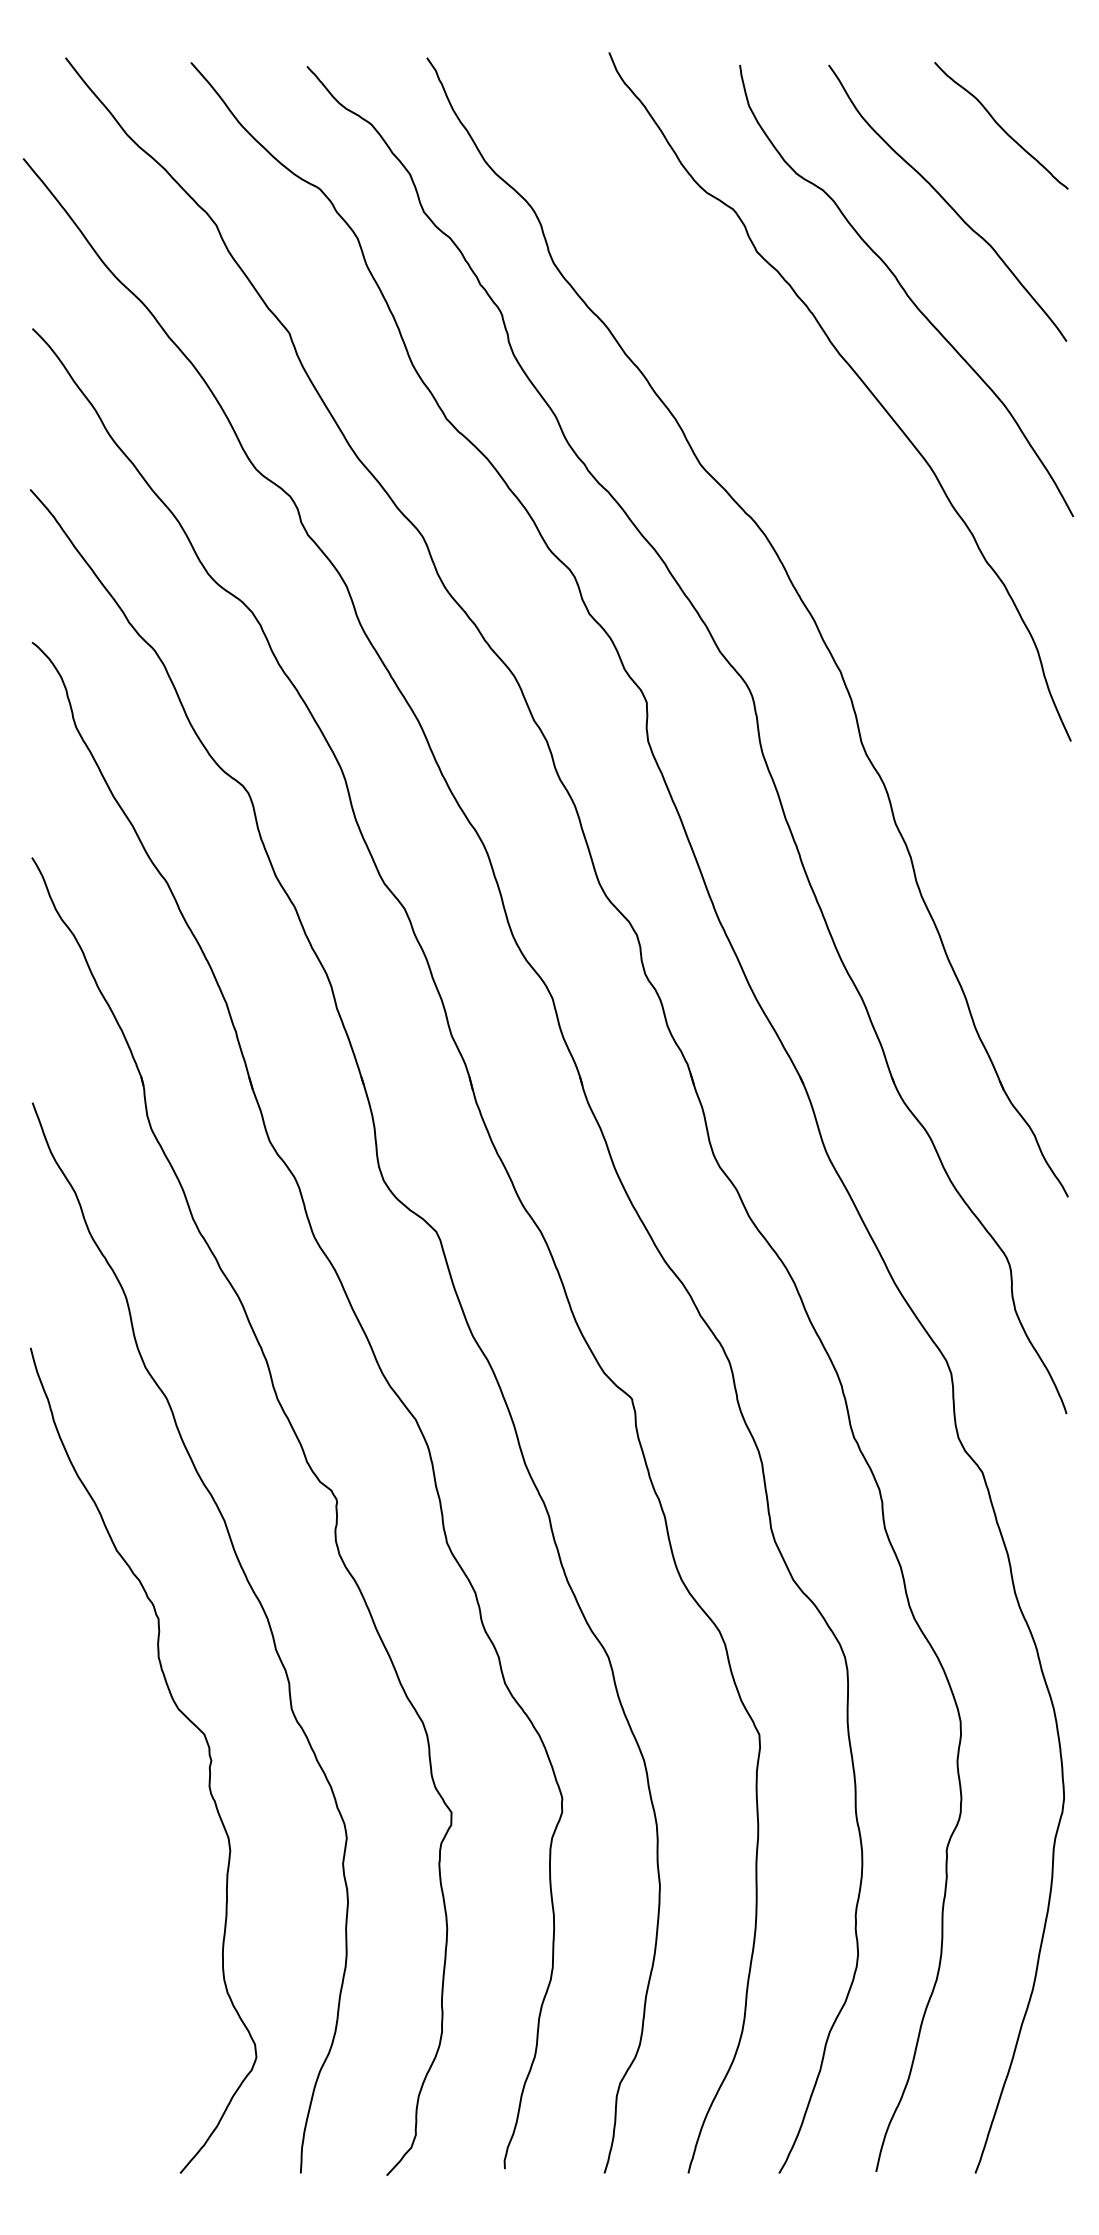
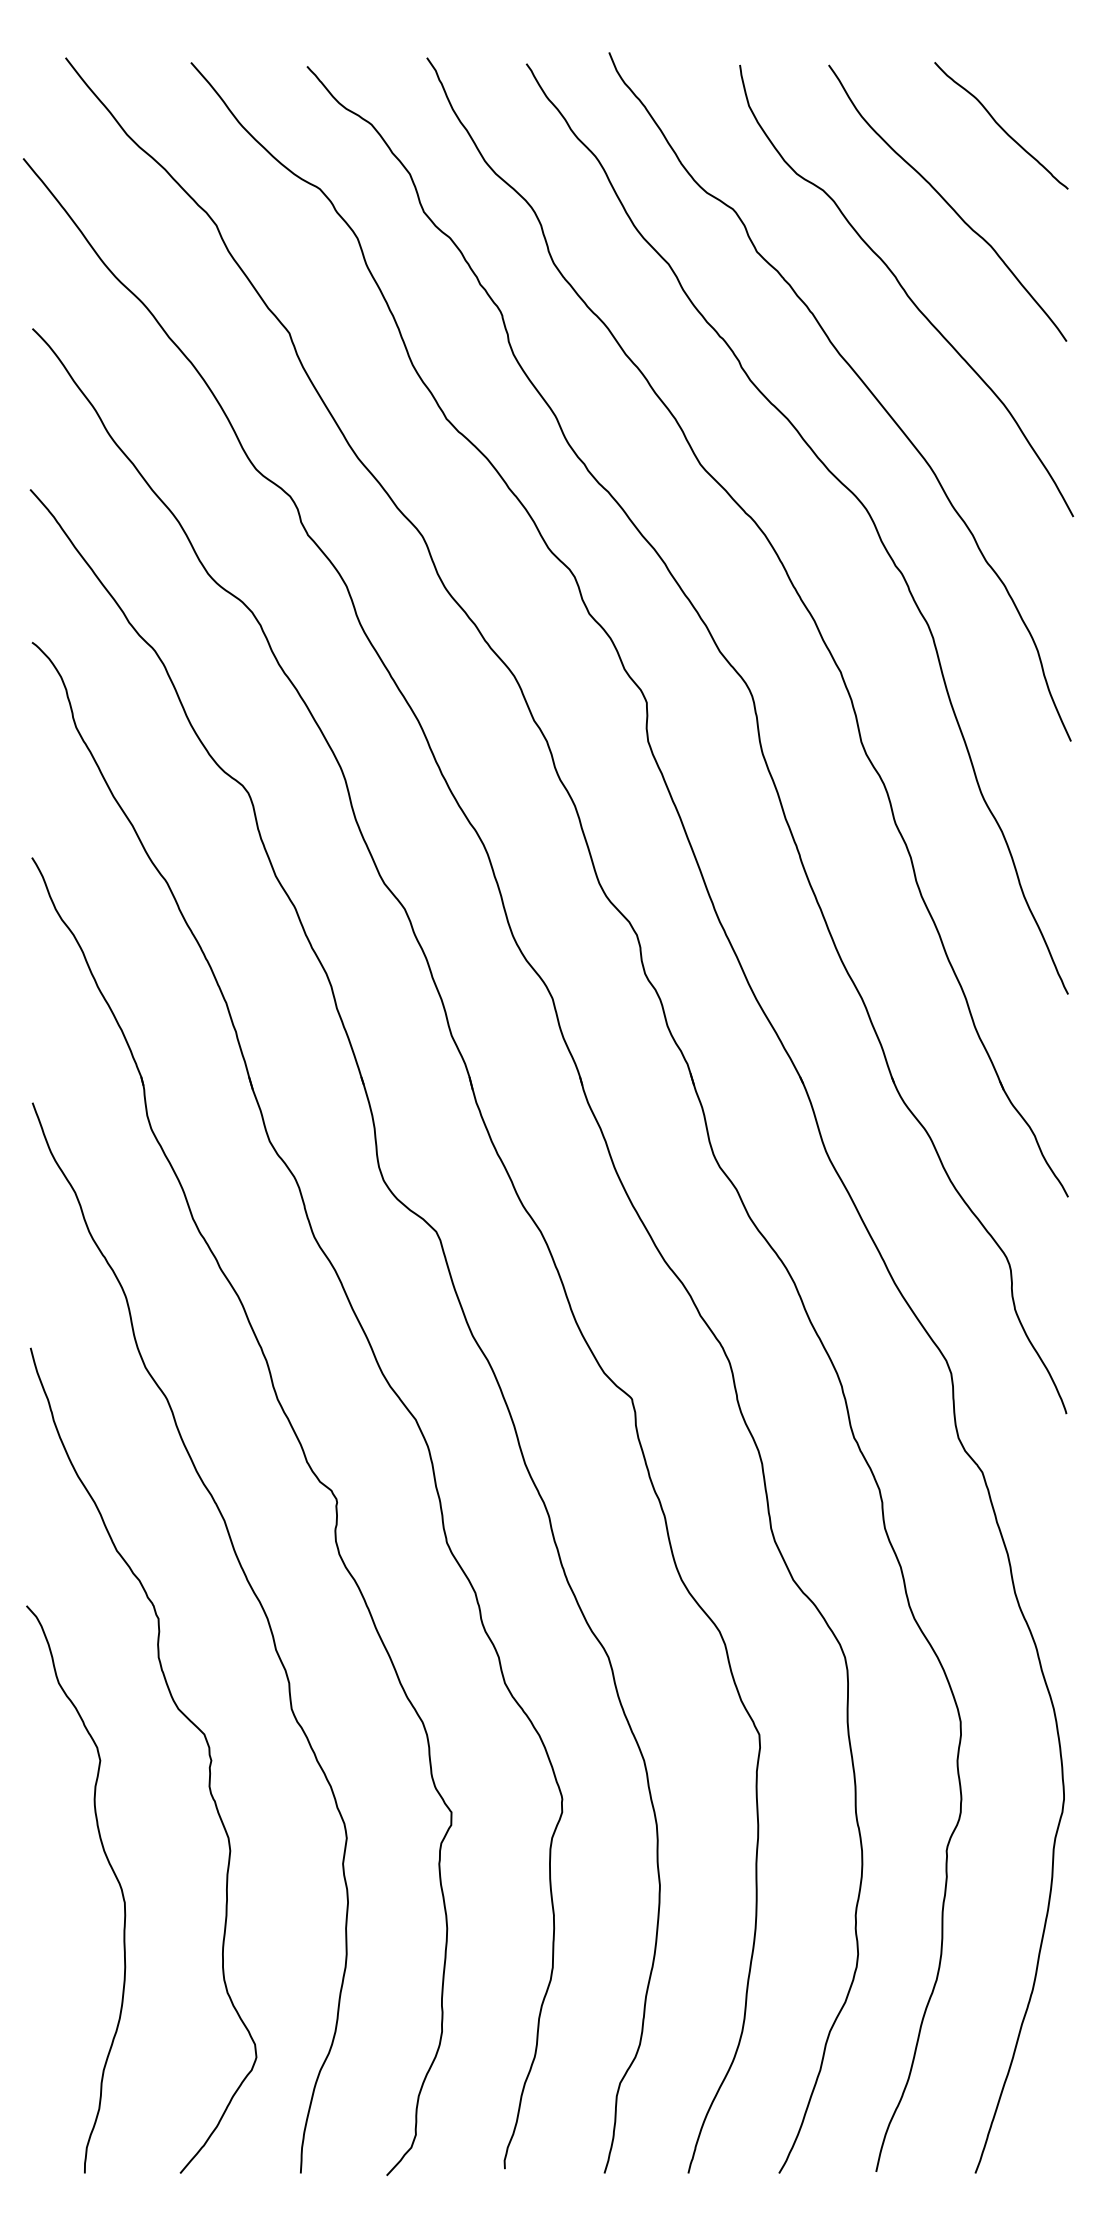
curve: none -> present (840, 483)
curve: none -> present (112, 1871)
